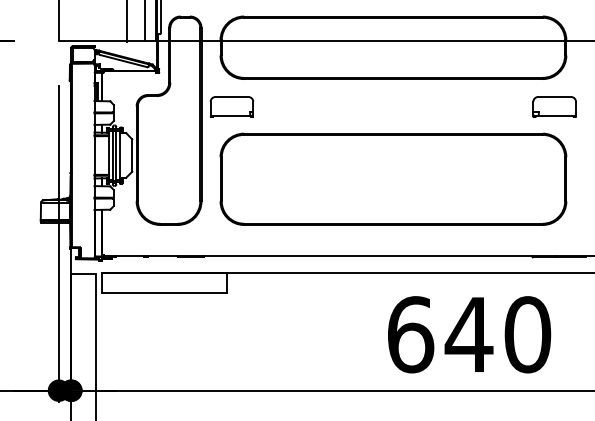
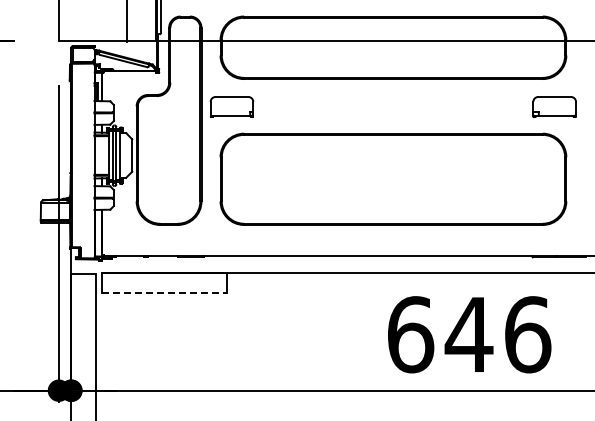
line: present -> none (144, 21)
line: solid -> dashed (165, 292)
text: 640 -> 646 (527, 334)
